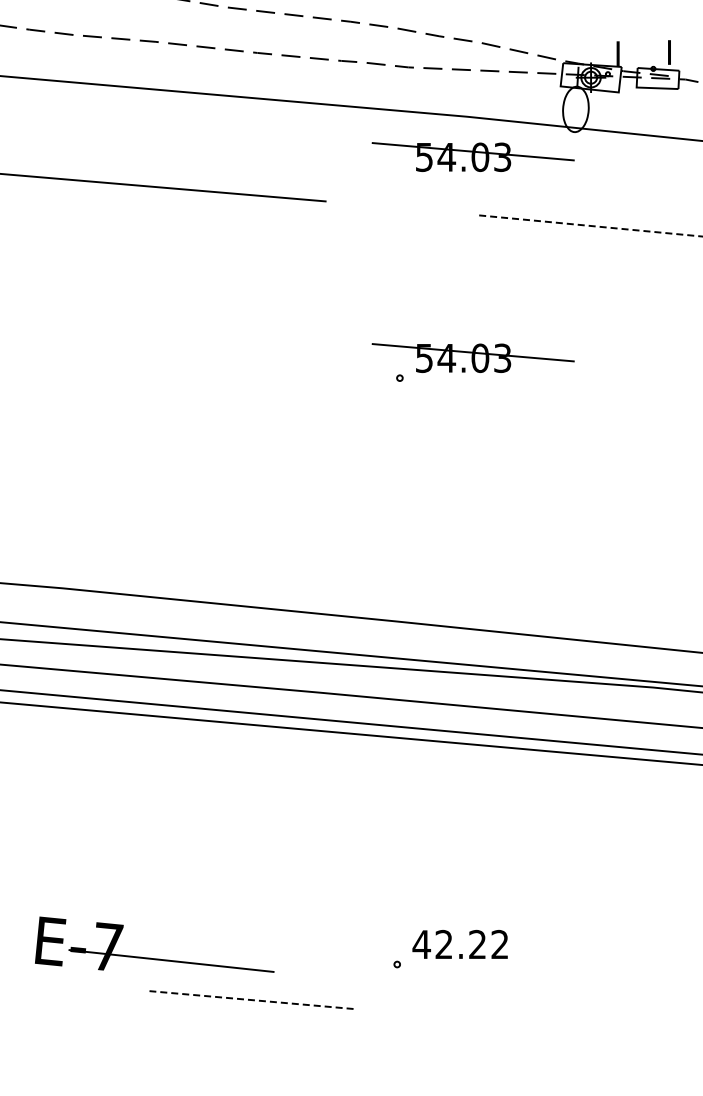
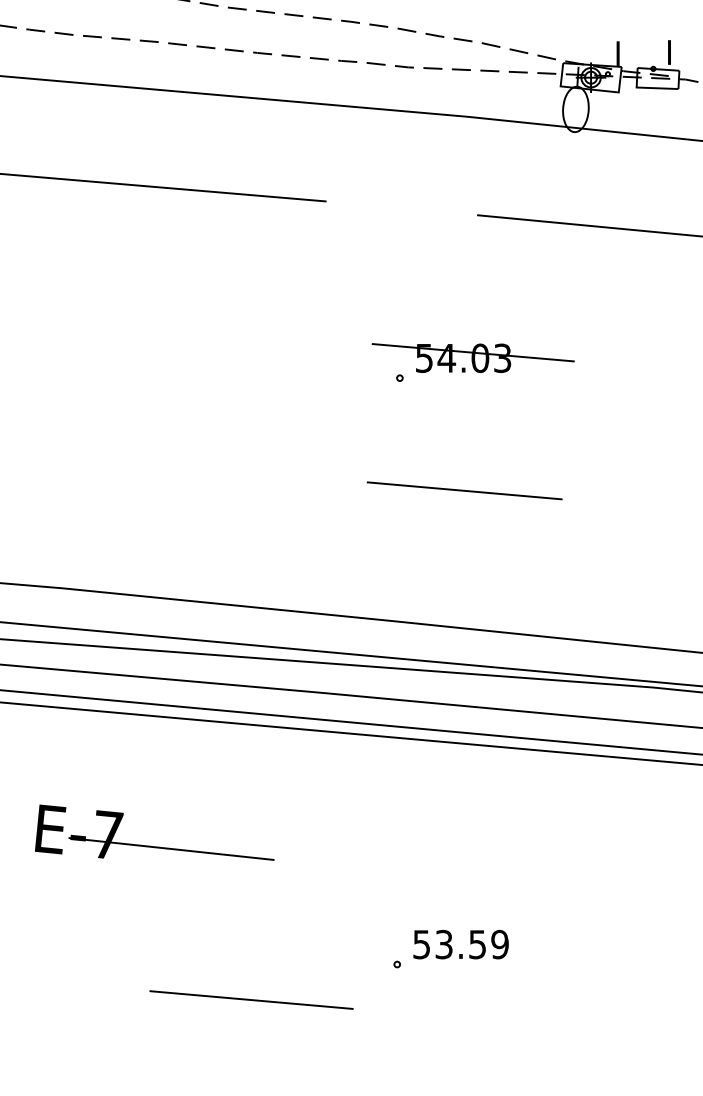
part: present -> none (472, 156)
line: dashed -> solid (589, 225)
line: none -> present (464, 490)
text: 42.22 -> 53.59 (460, 944)
part position: (150, 957) -> (150, 845) (150, 845)
line: dashed -> solid (251, 1000)
